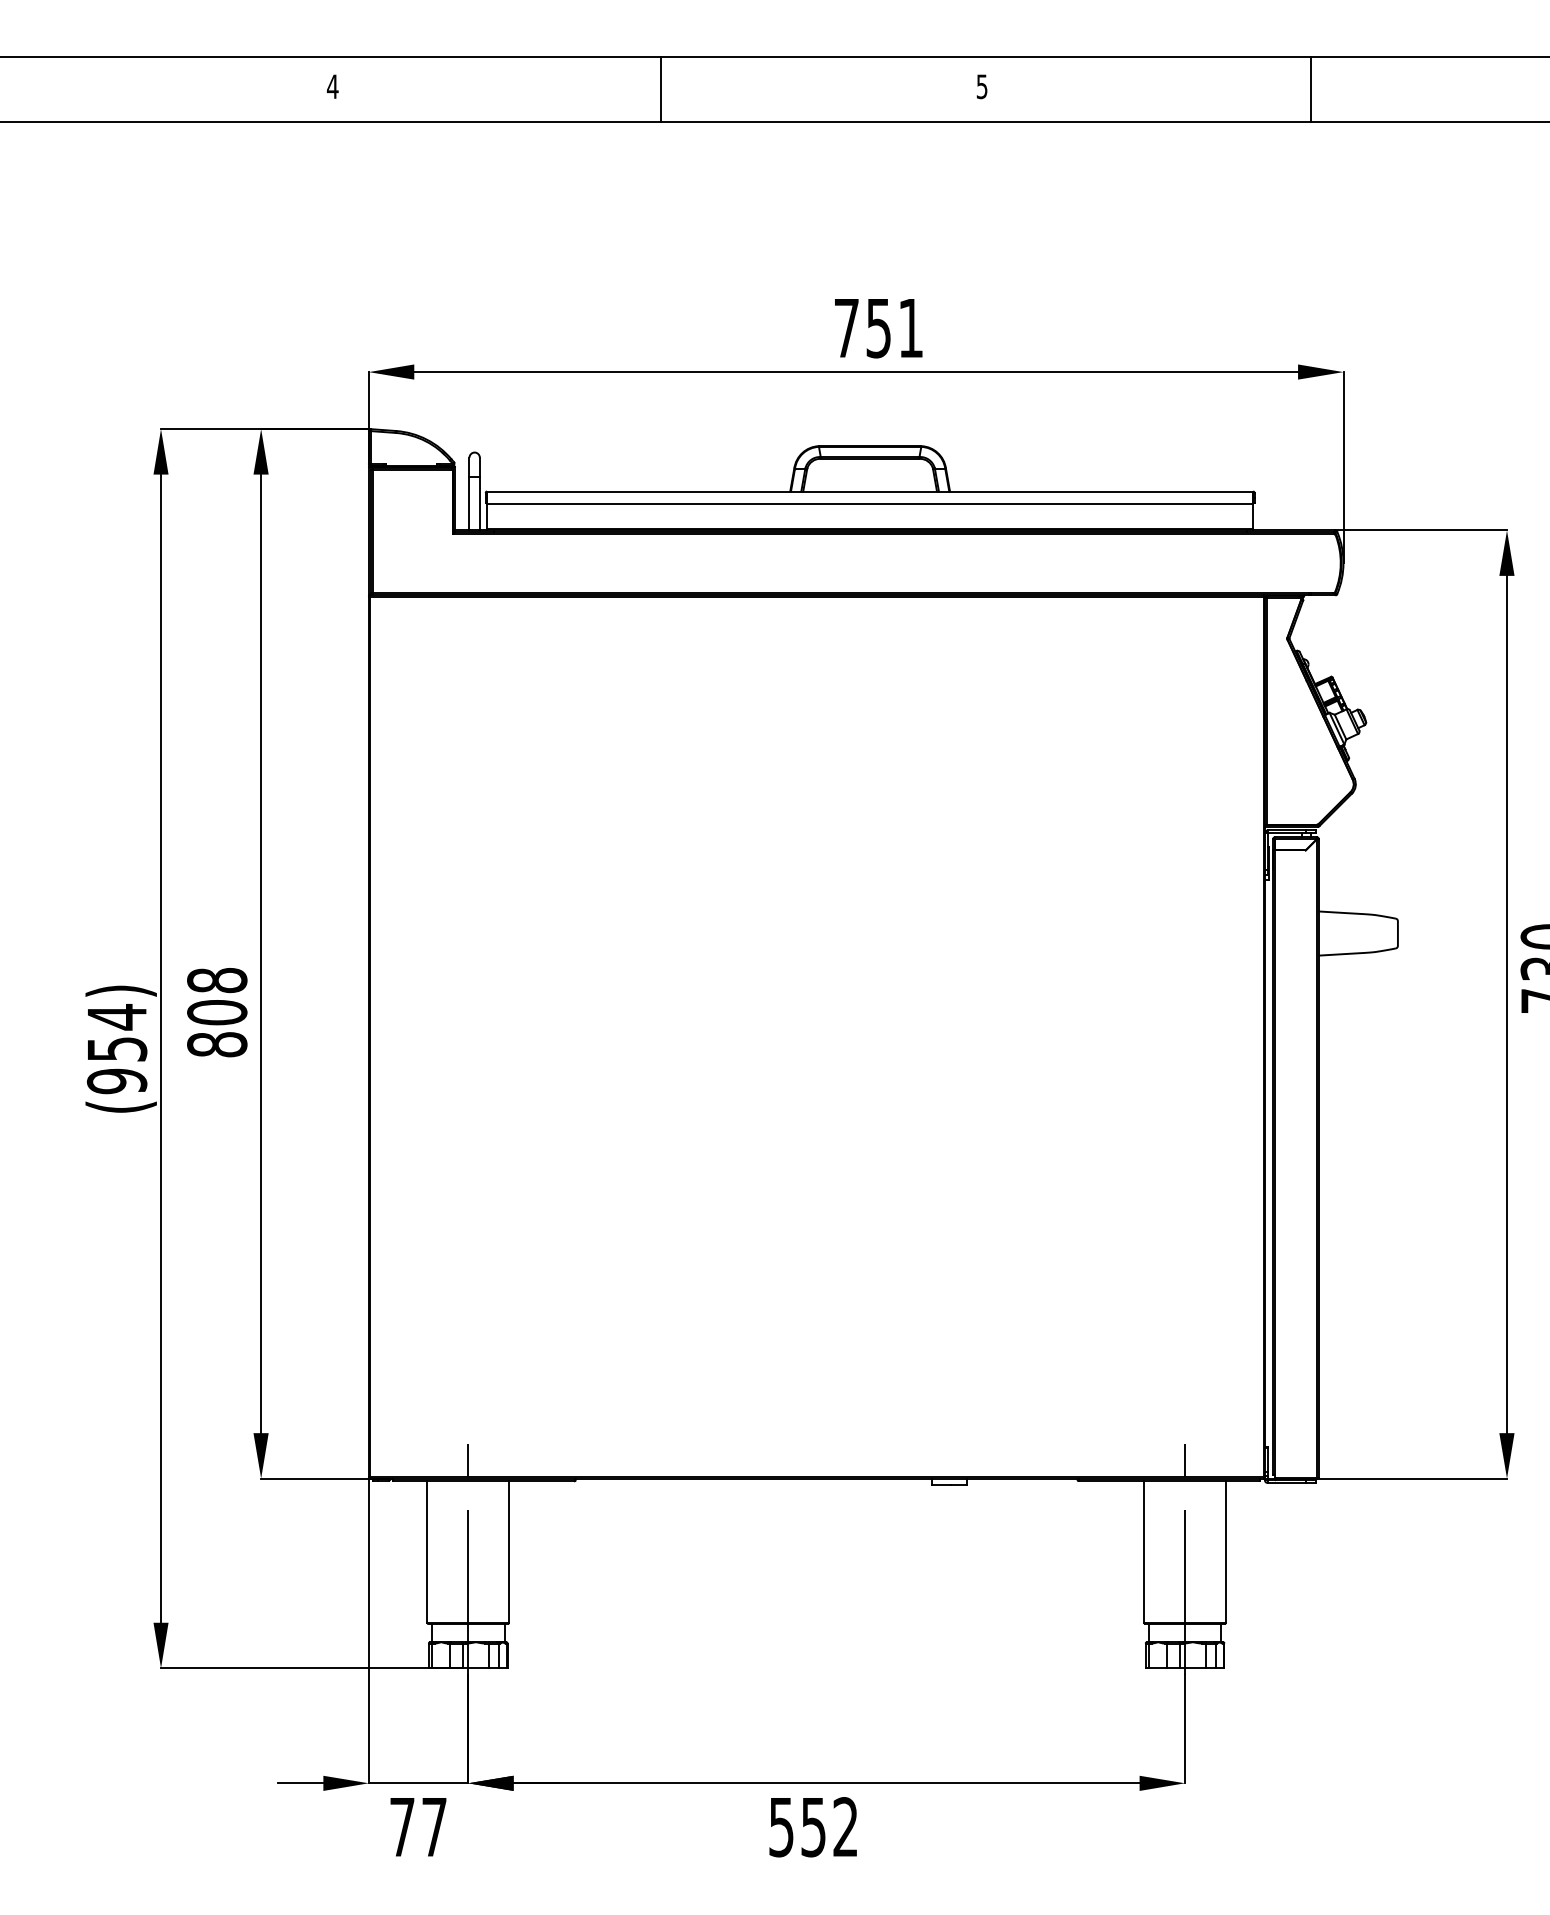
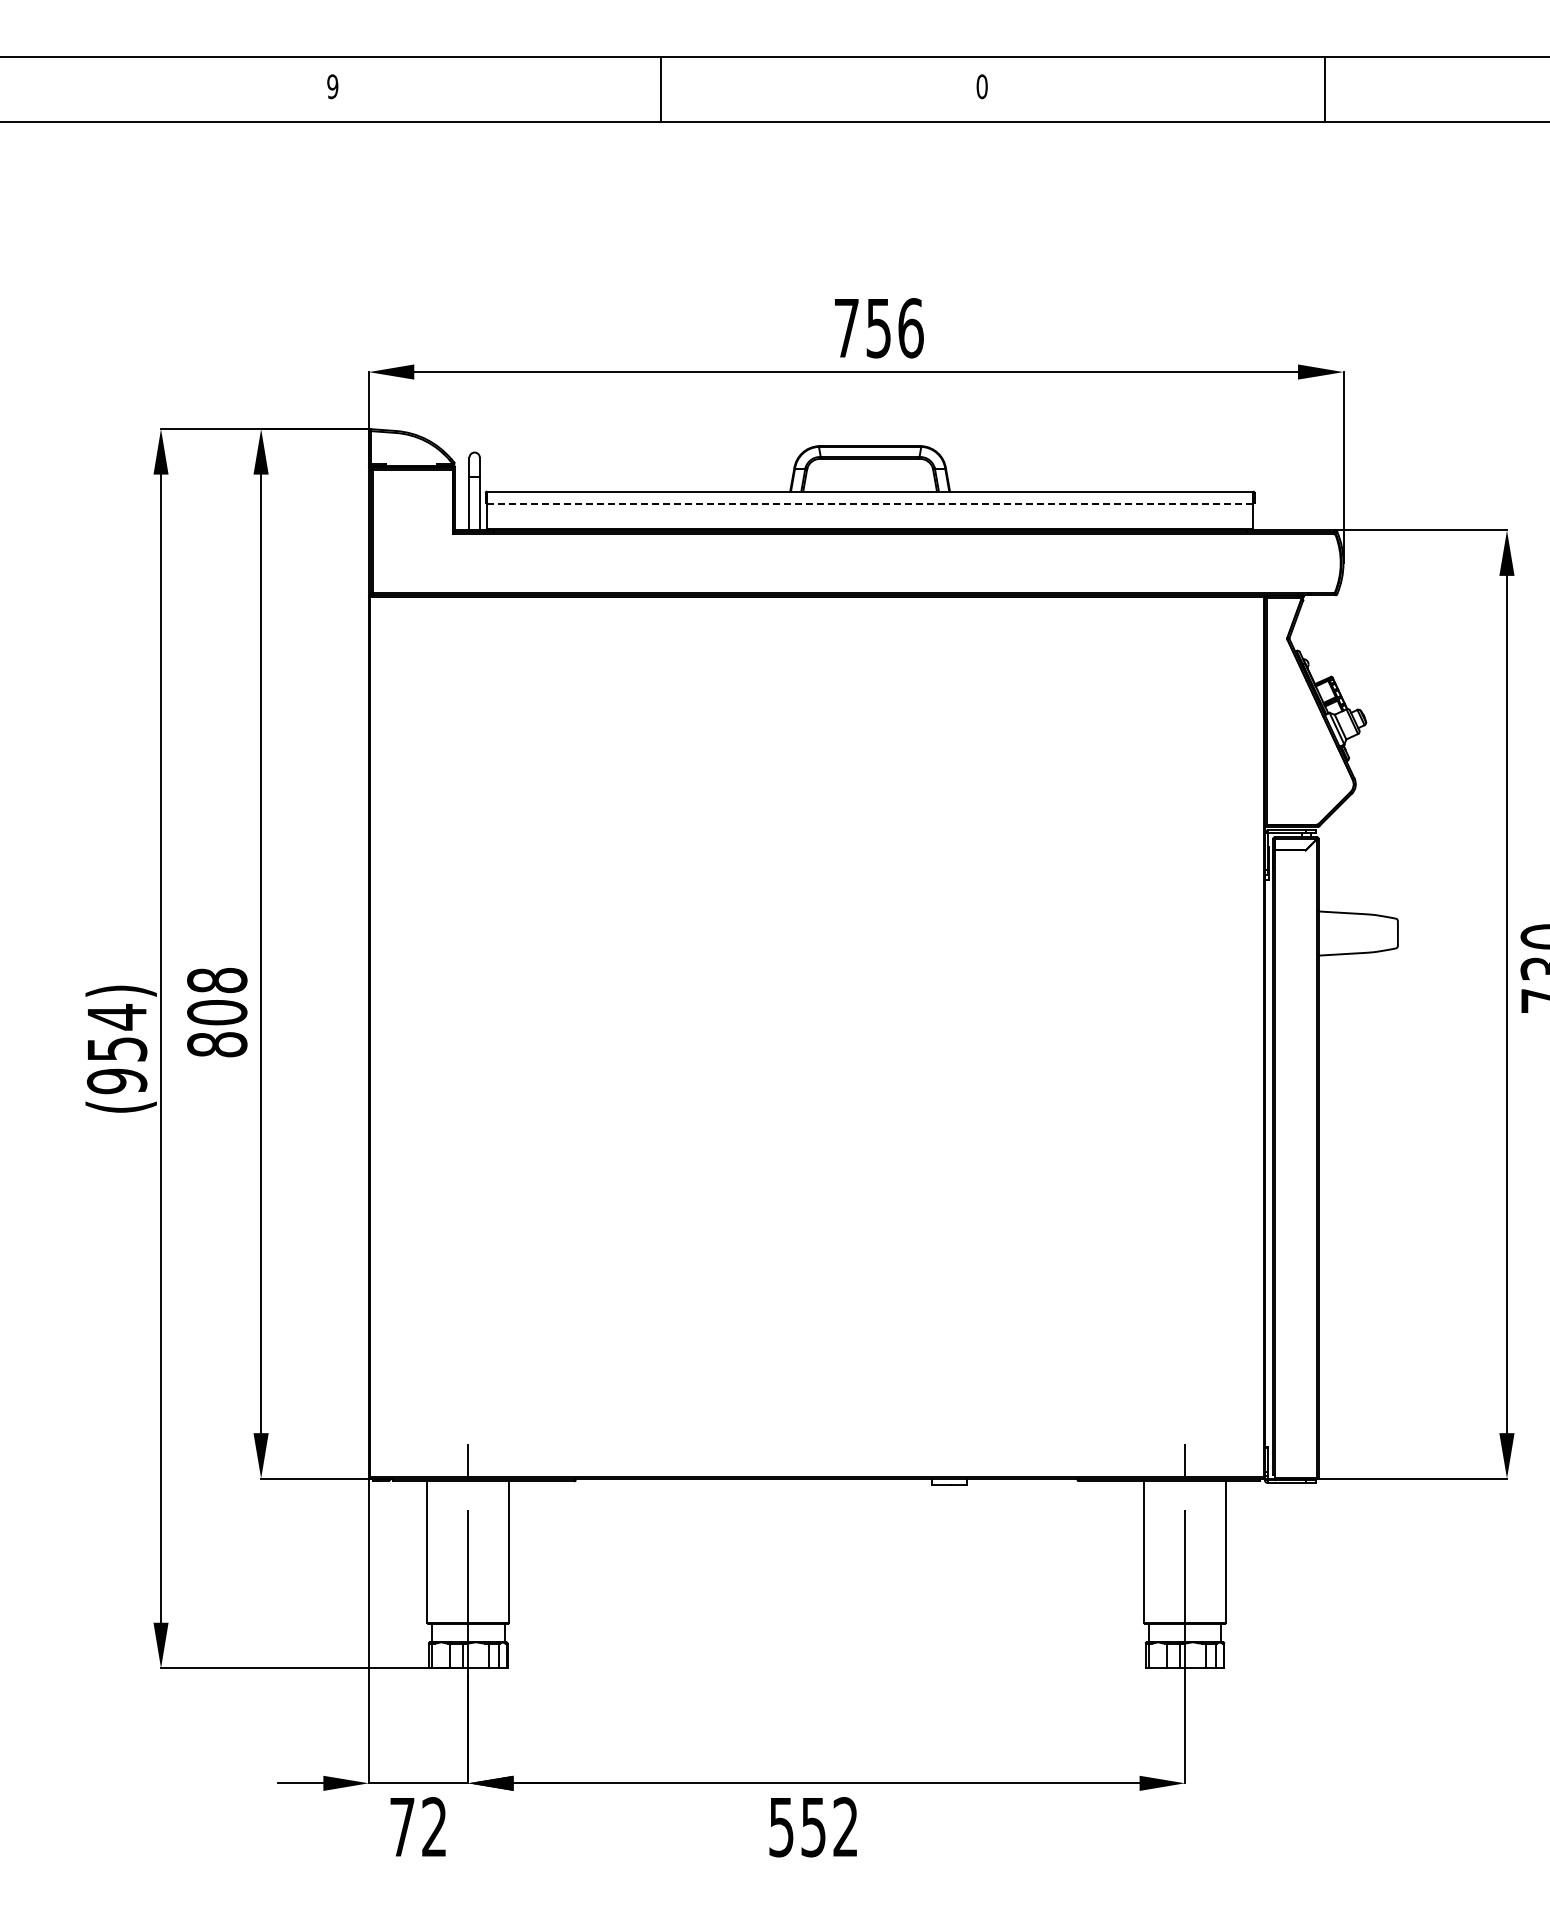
text: 4 -> 9 (332, 86)
text: 5 -> 0 (981, 86)
line position: (1310, 89) -> (1324, 89) (1324, 89)
text: 751 -> 756 (910, 328)
line: solid -> dashed (869, 503)
text: 77 -> 72 (434, 1826)
